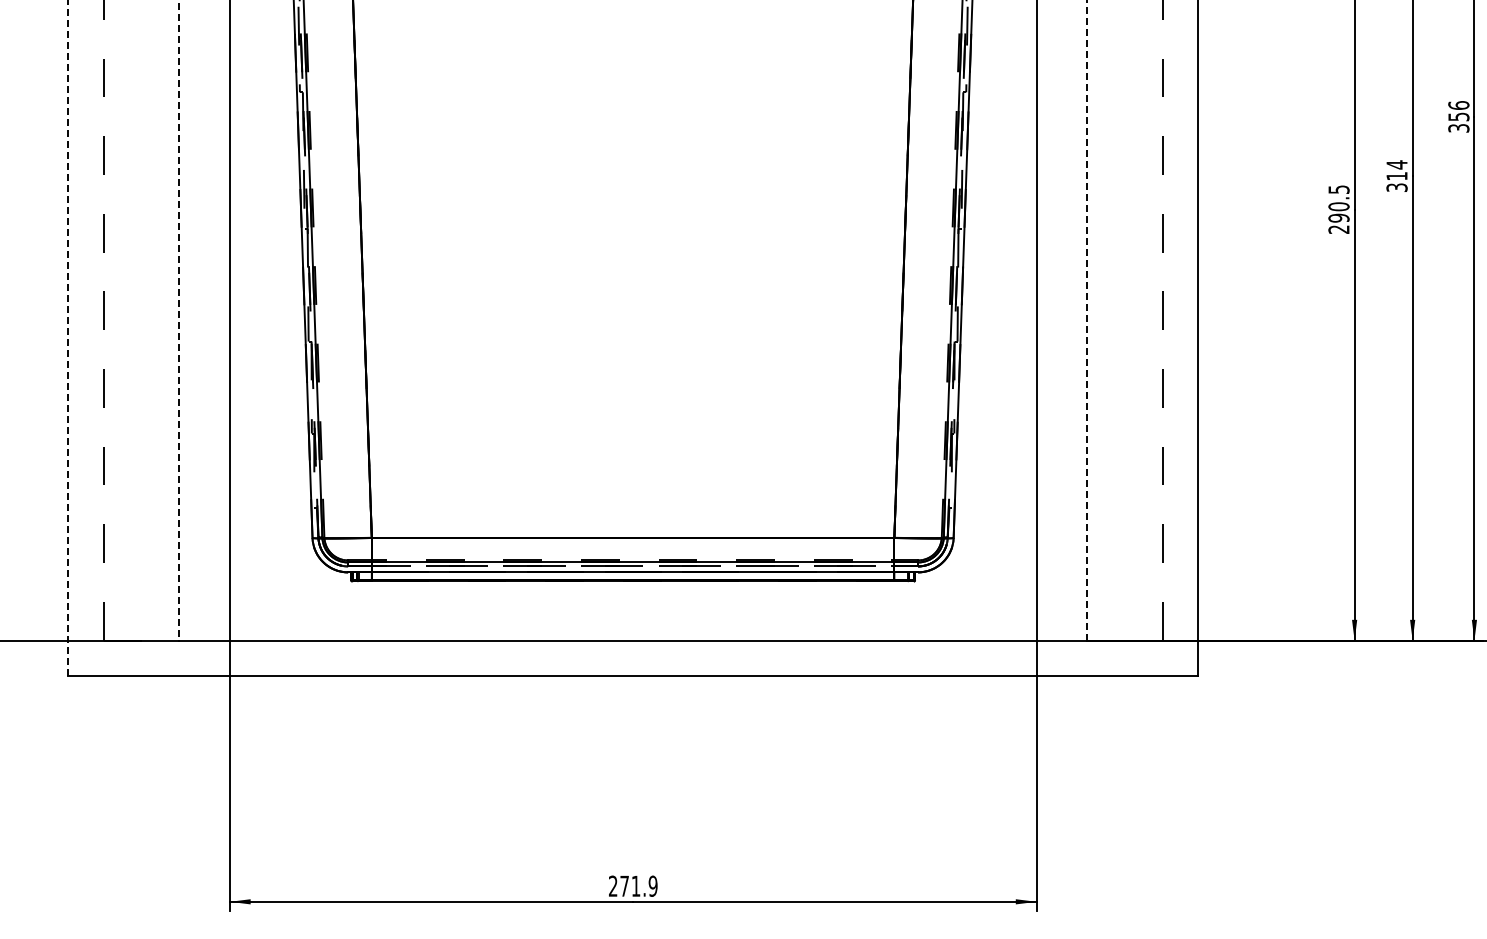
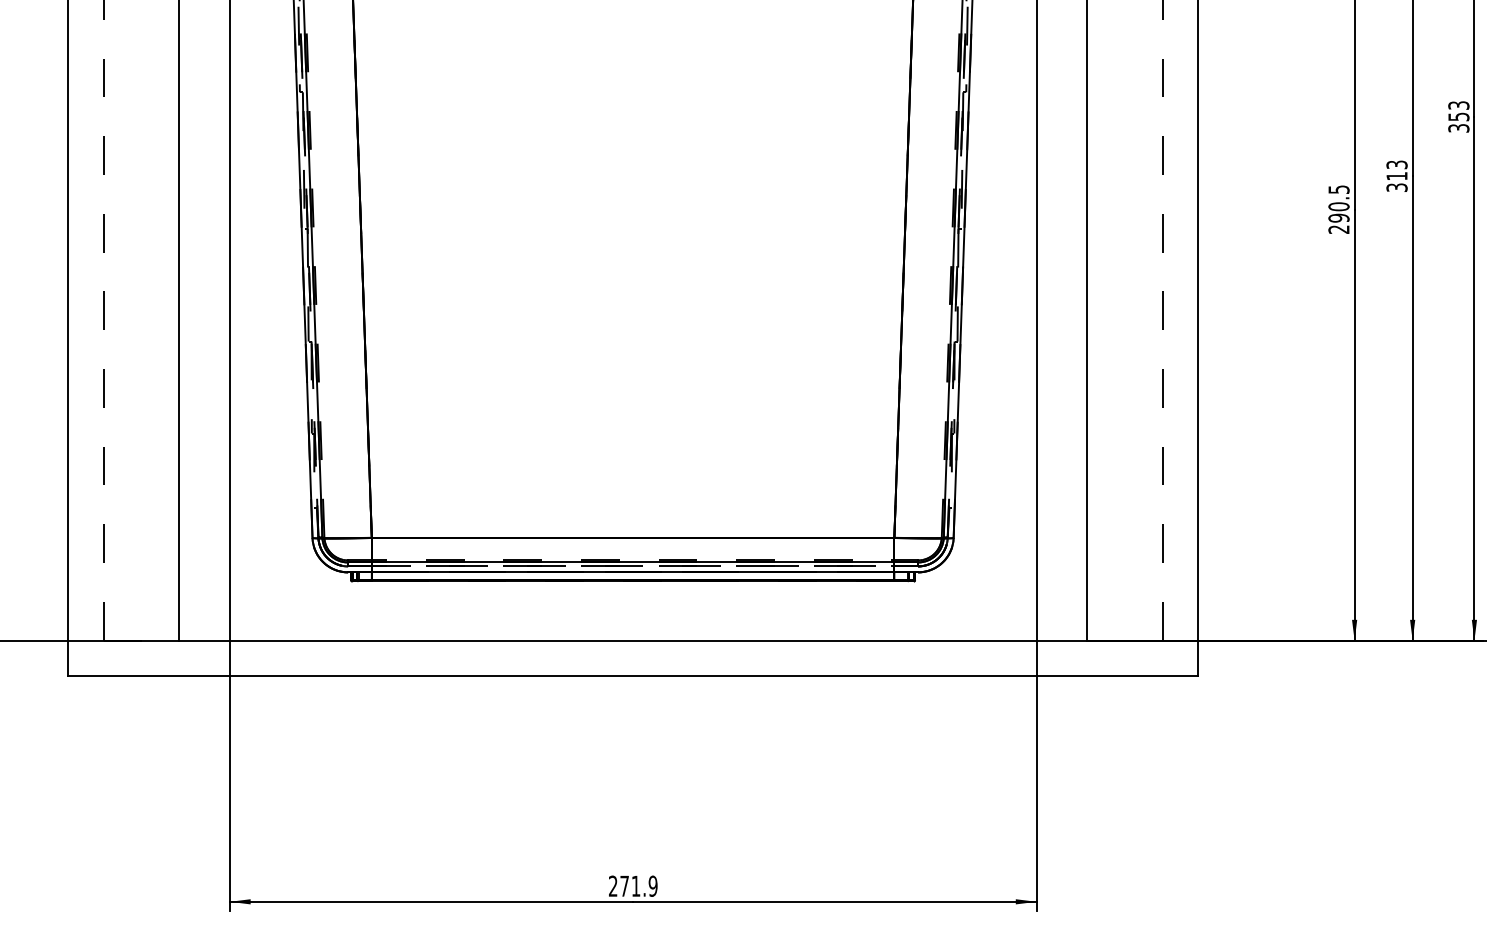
text: 356 -> 353 (1458, 105)
text: 314 -> 313 (1396, 164)
line: dashed -> solid (178, 320)
line: dashed -> solid (1087, 320)
line: dashed -> solid (67, 338)
